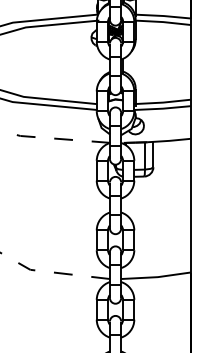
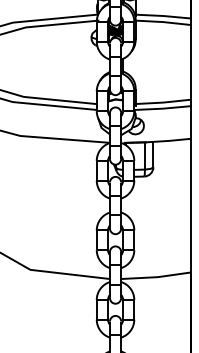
line: dashed -> solid (54, 138)
line: dashed -> solid (52, 272)
